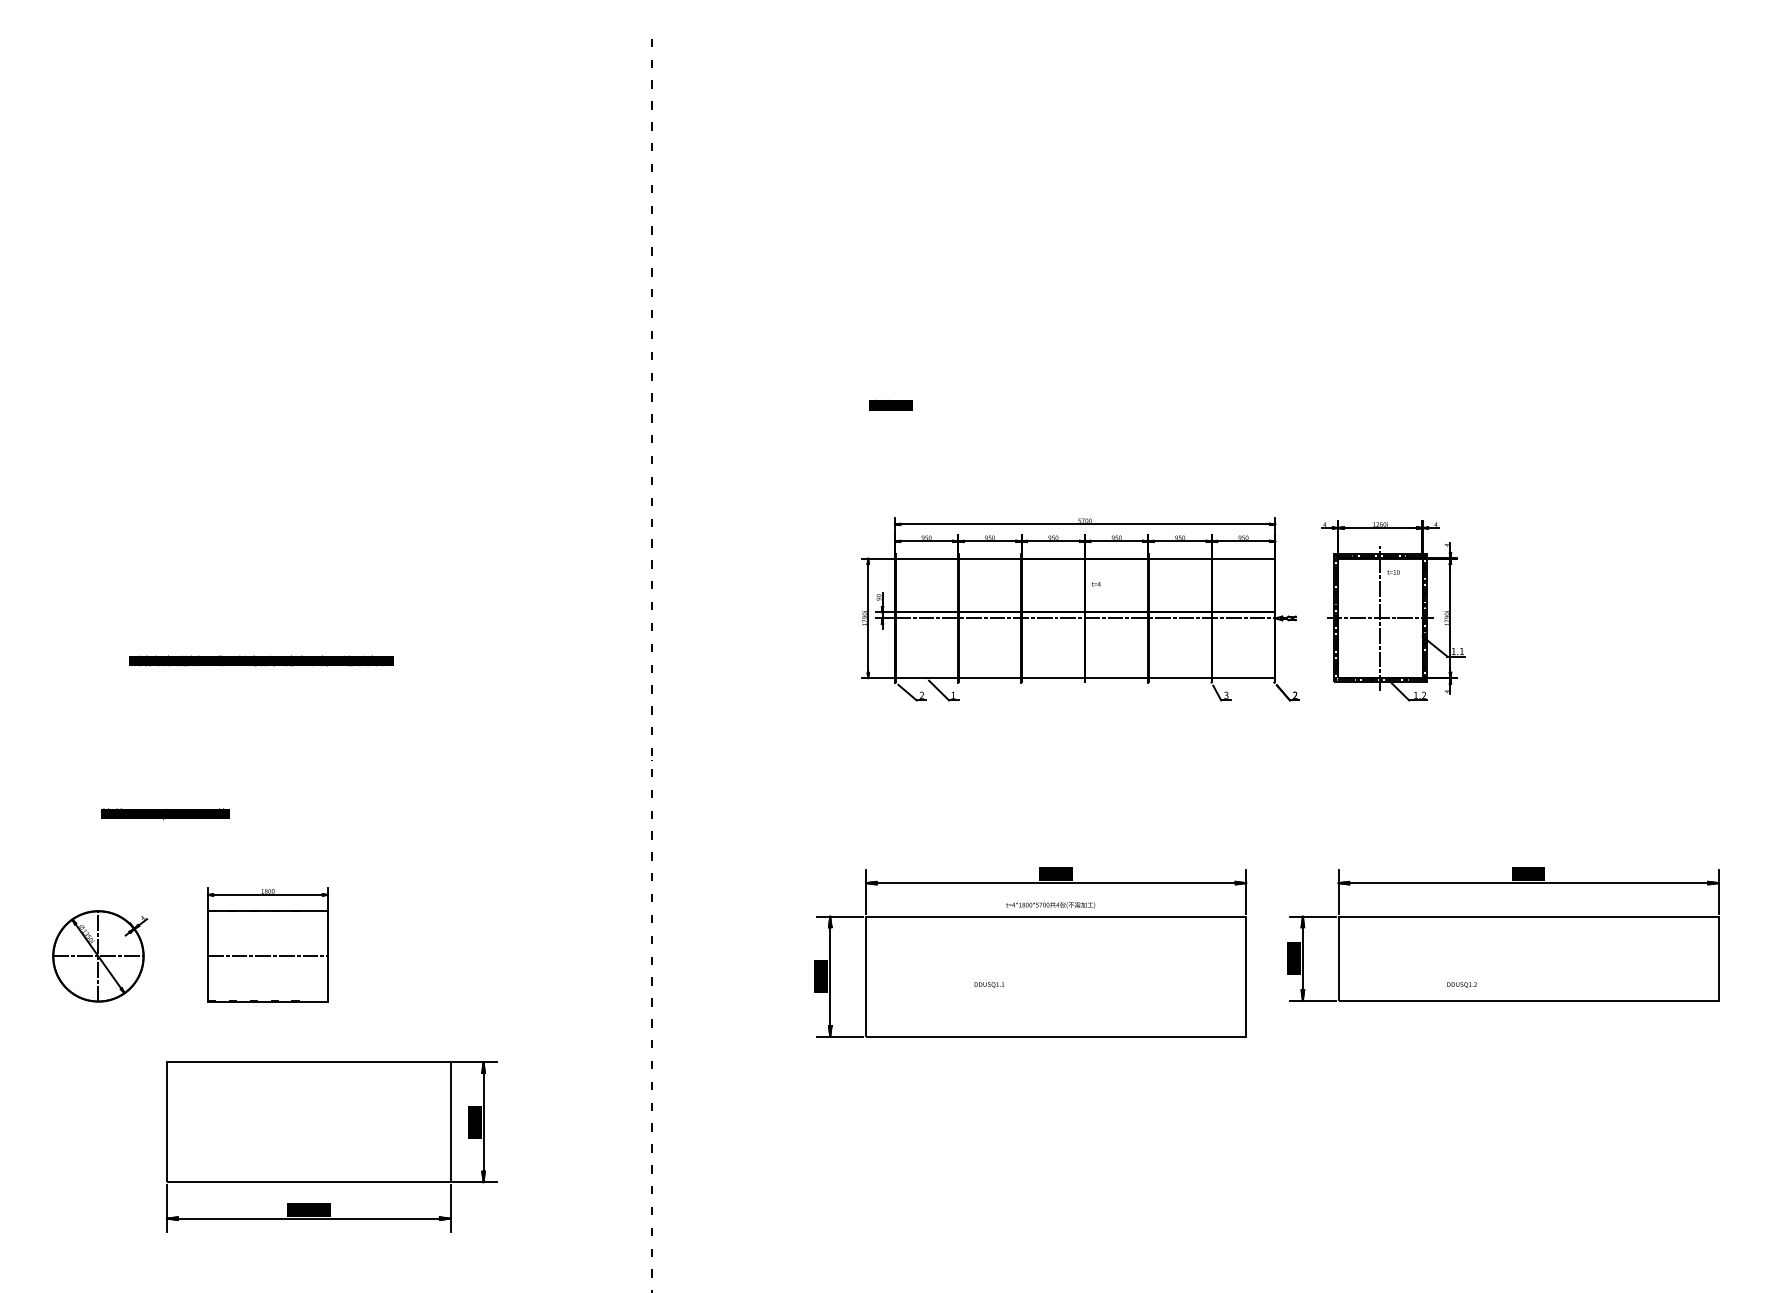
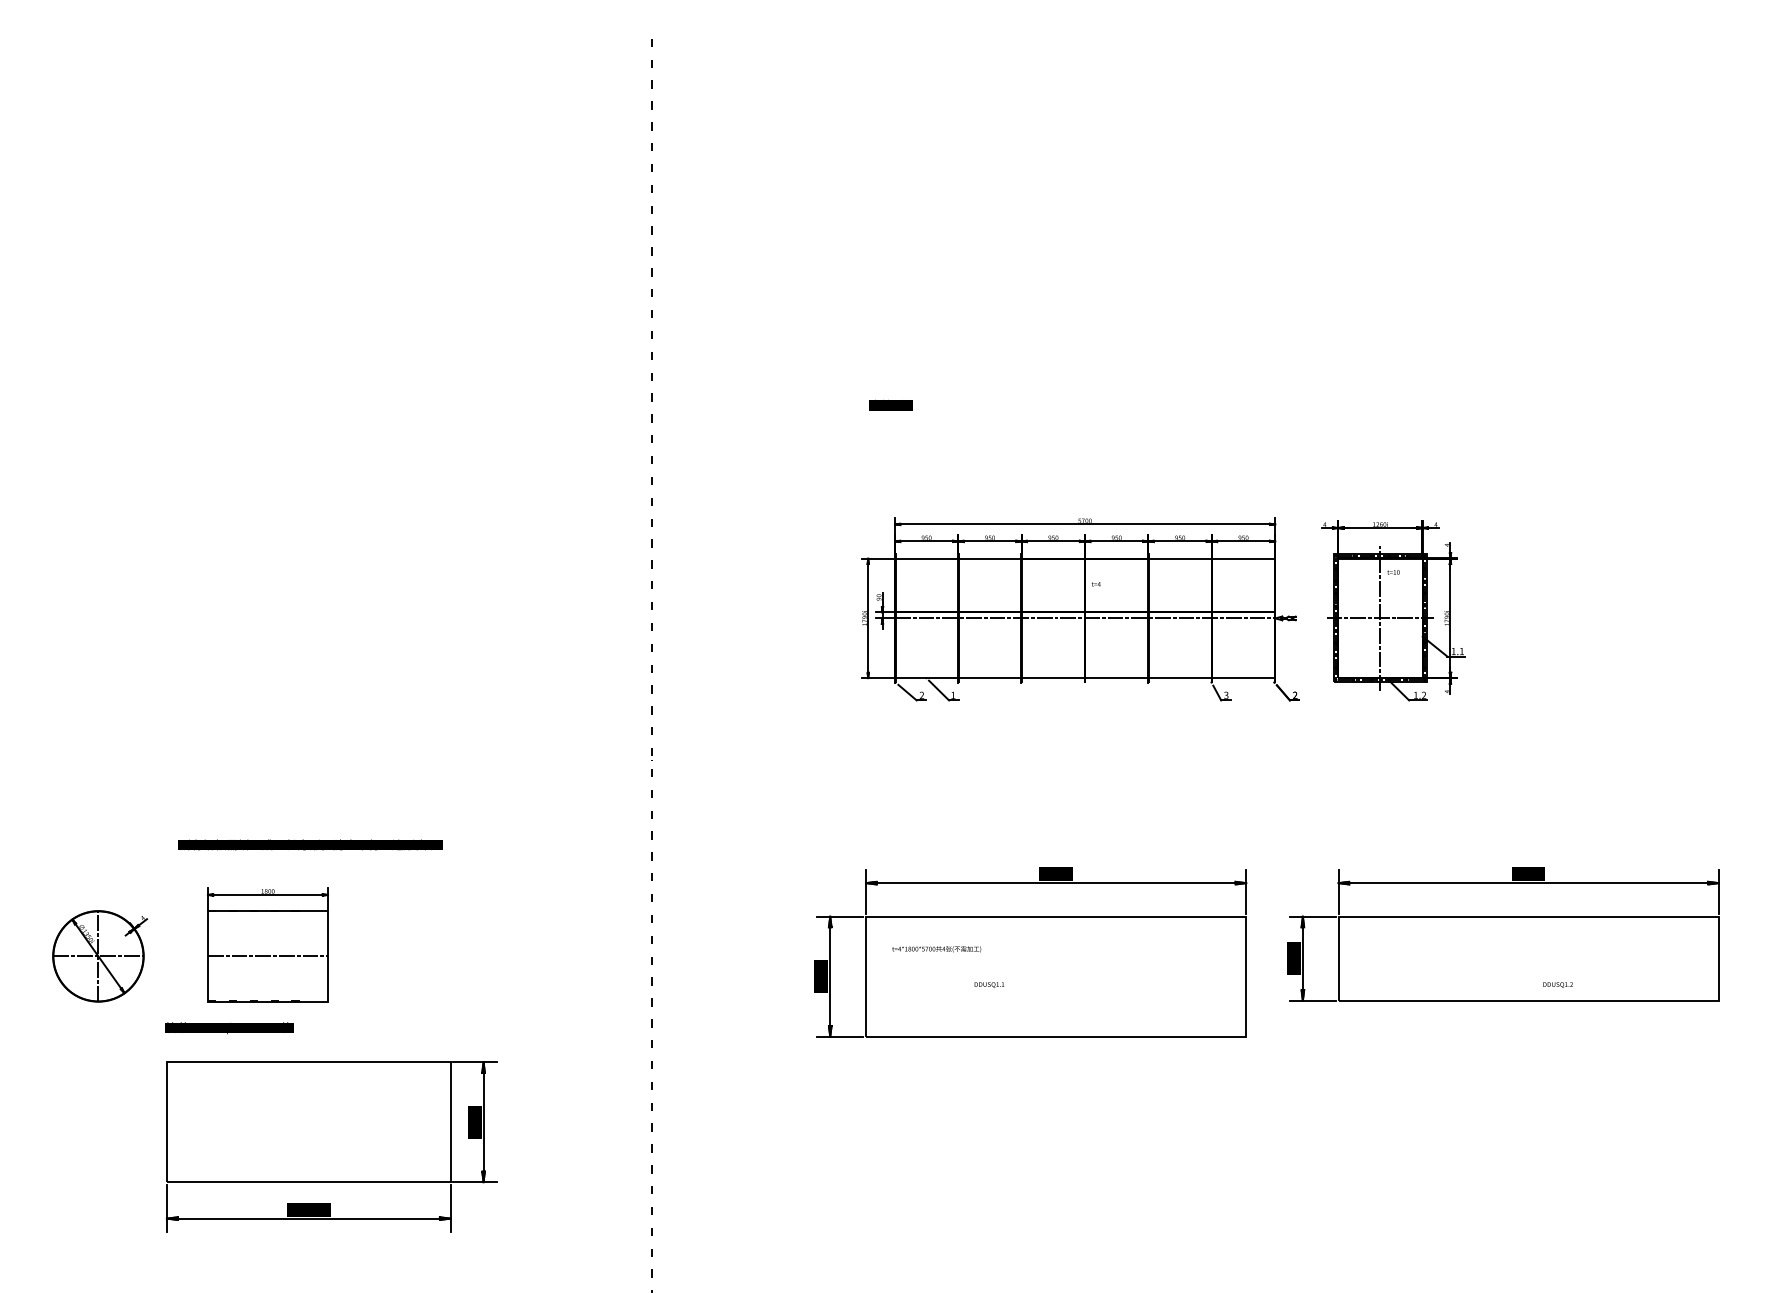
text position: (261, 660) -> (310, 844) (310, 844)
text position: (165, 814) -> (229, 1028) (229, 1028)
text position: (1050, 905) -> (936, 949) (936, 949)
text position: (1461, 984) -> (1557, 984) (1557, 984)
